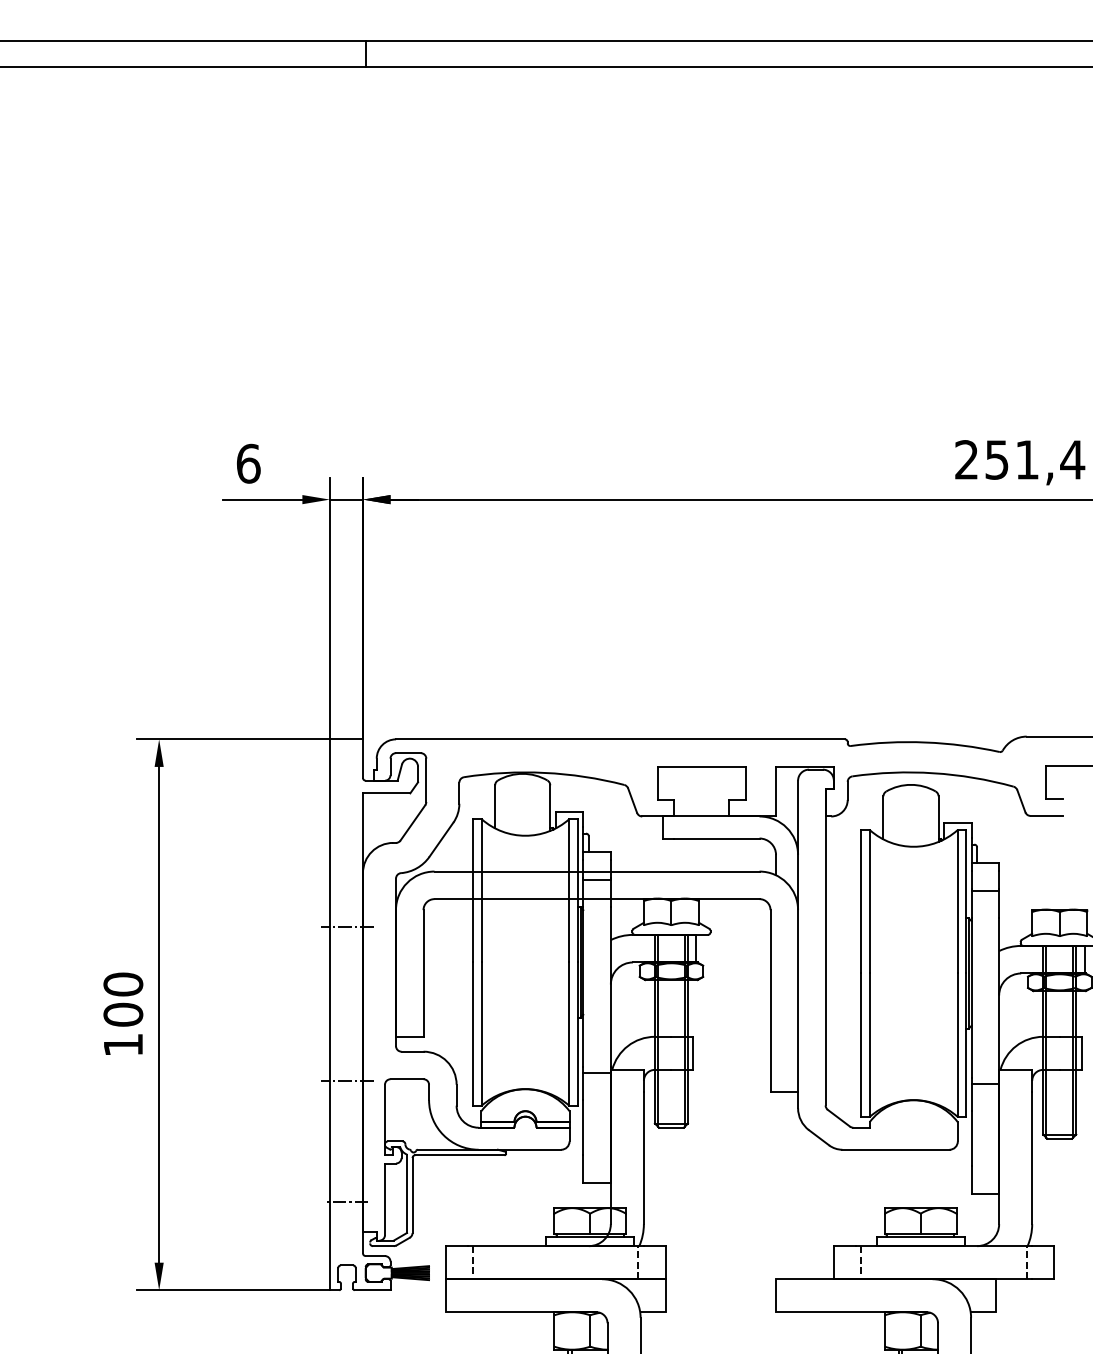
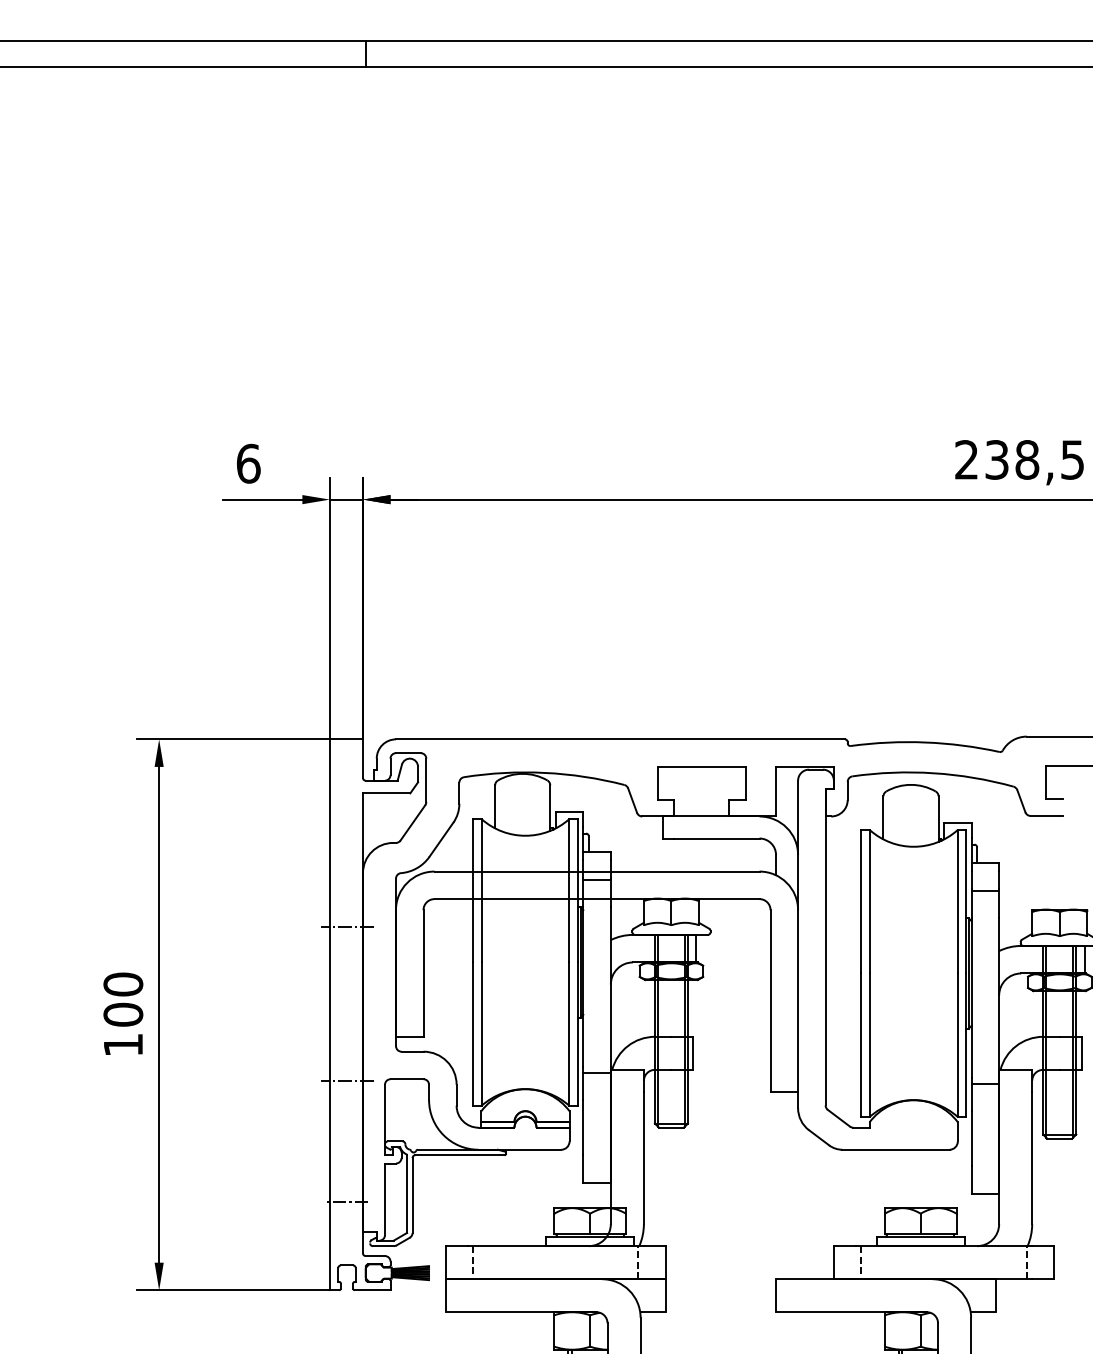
text: 251,4 -> 238,5 (1035, 459)
